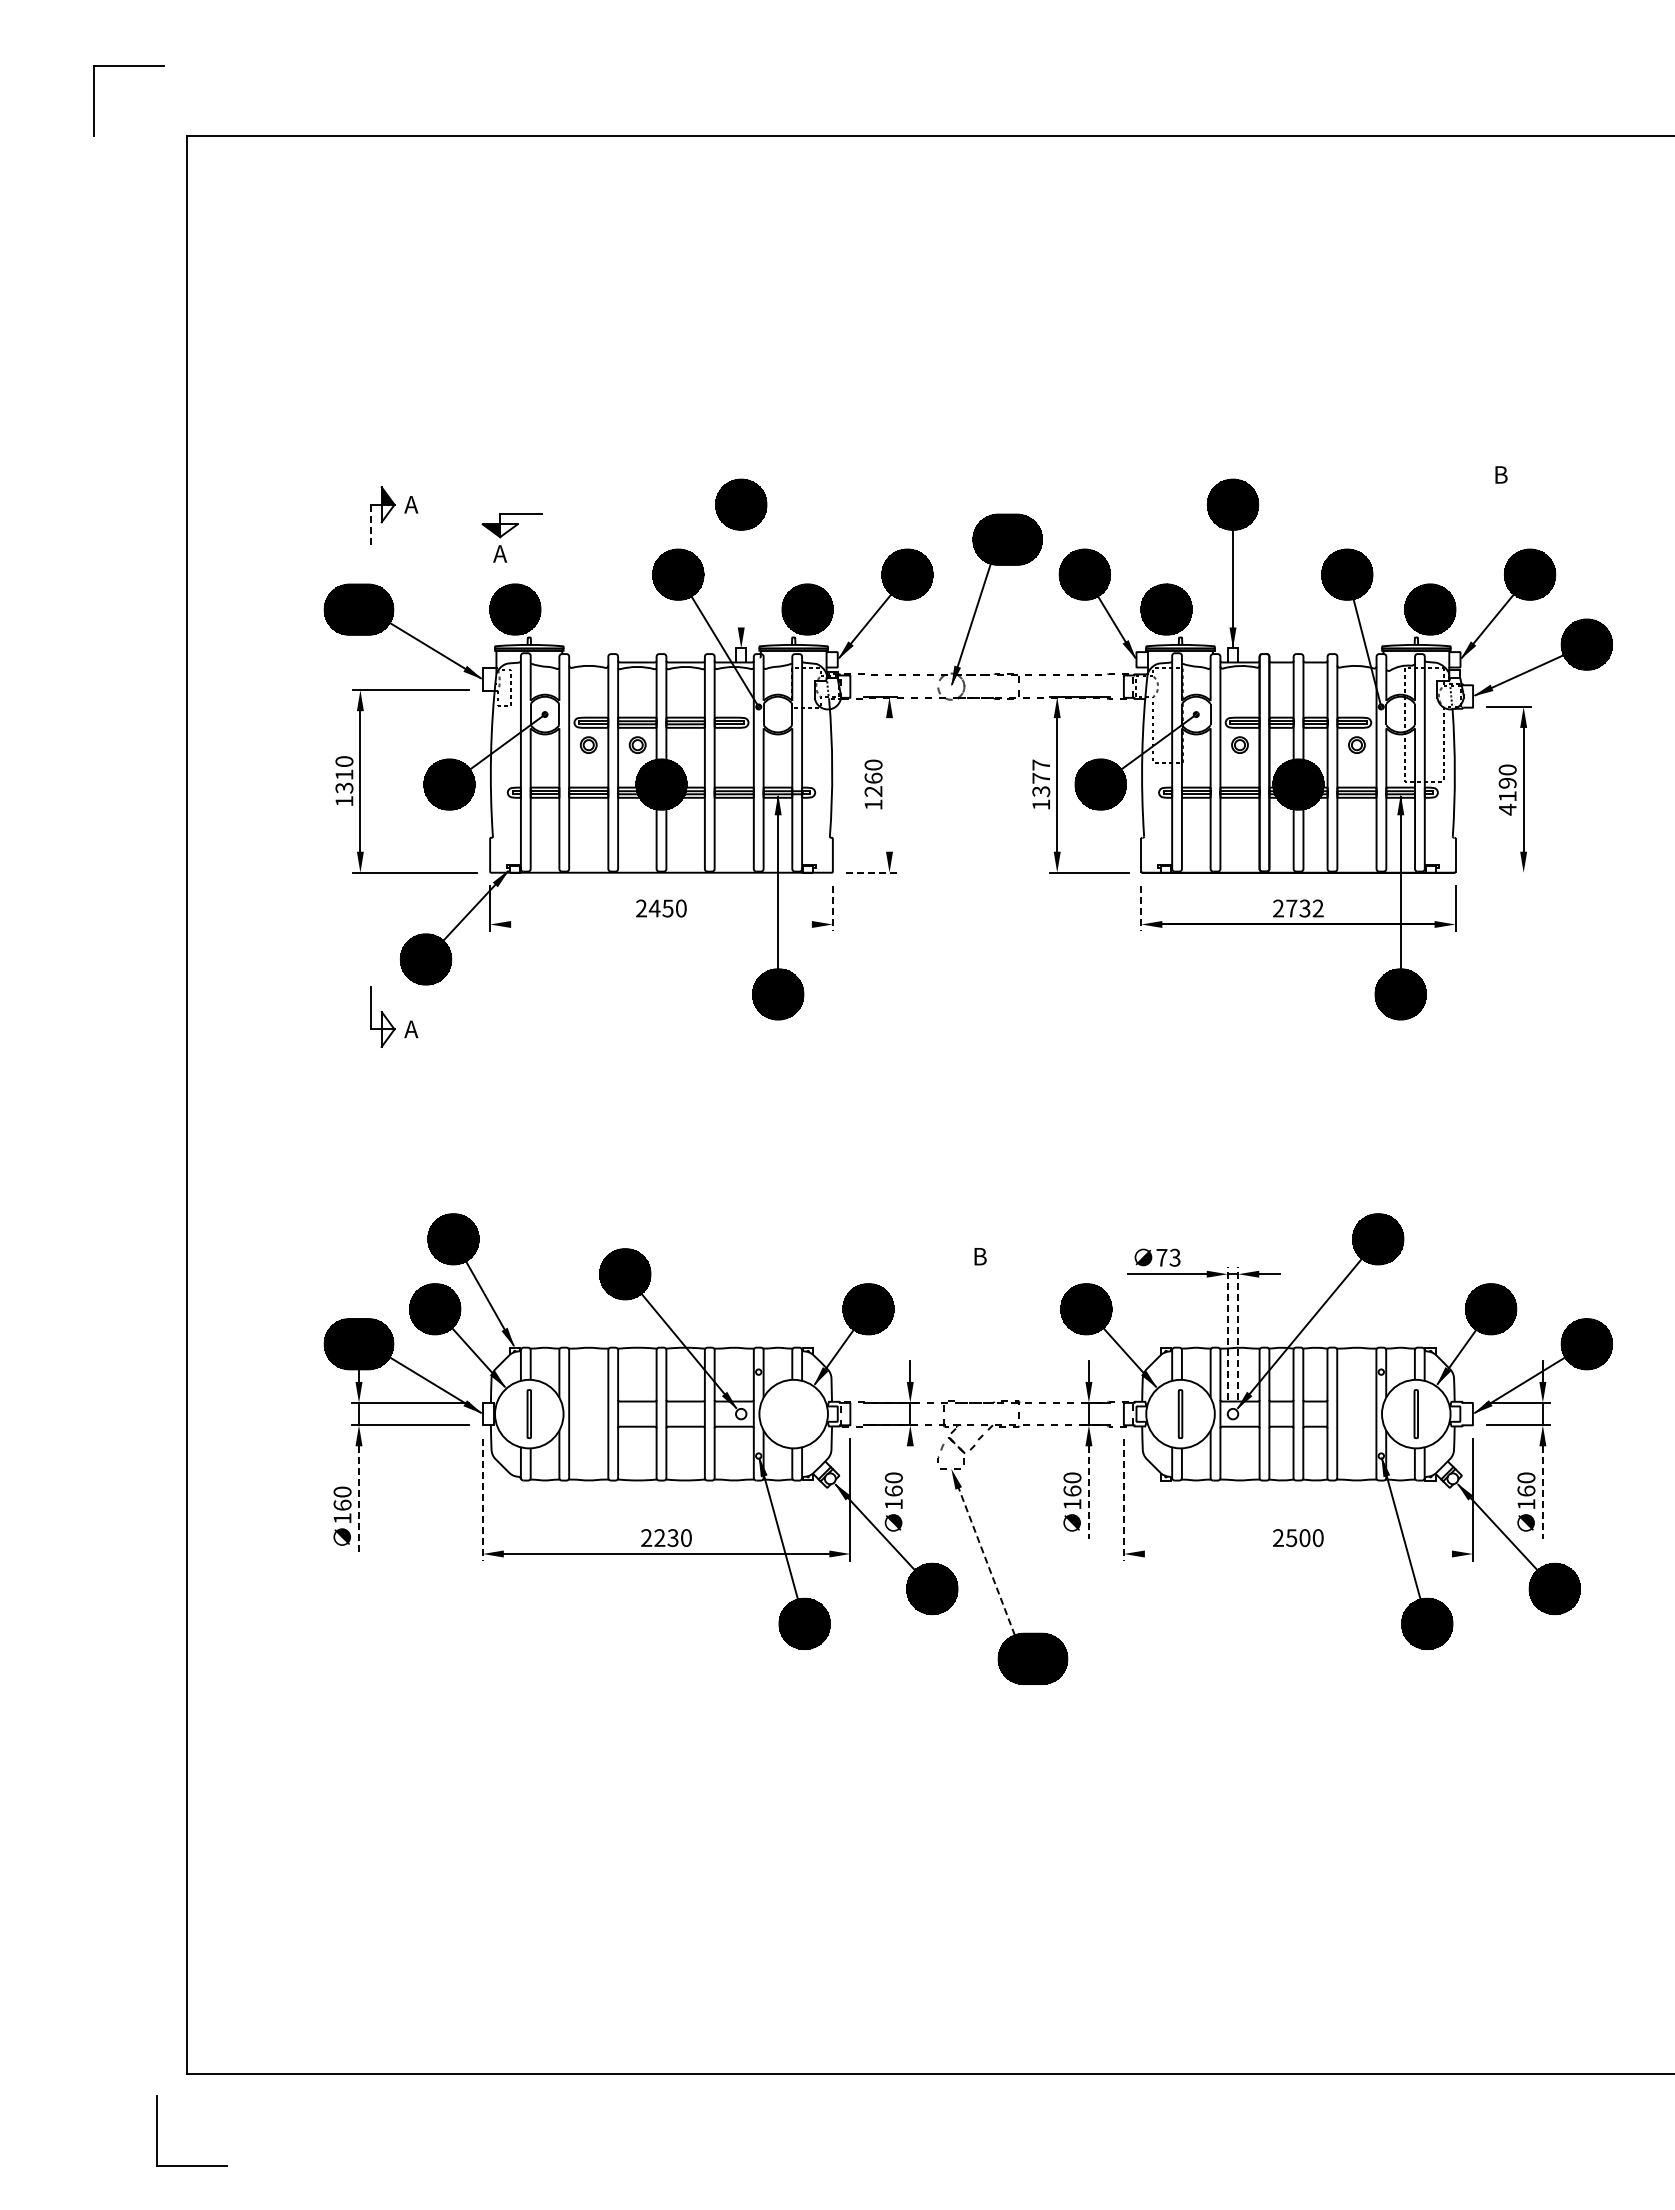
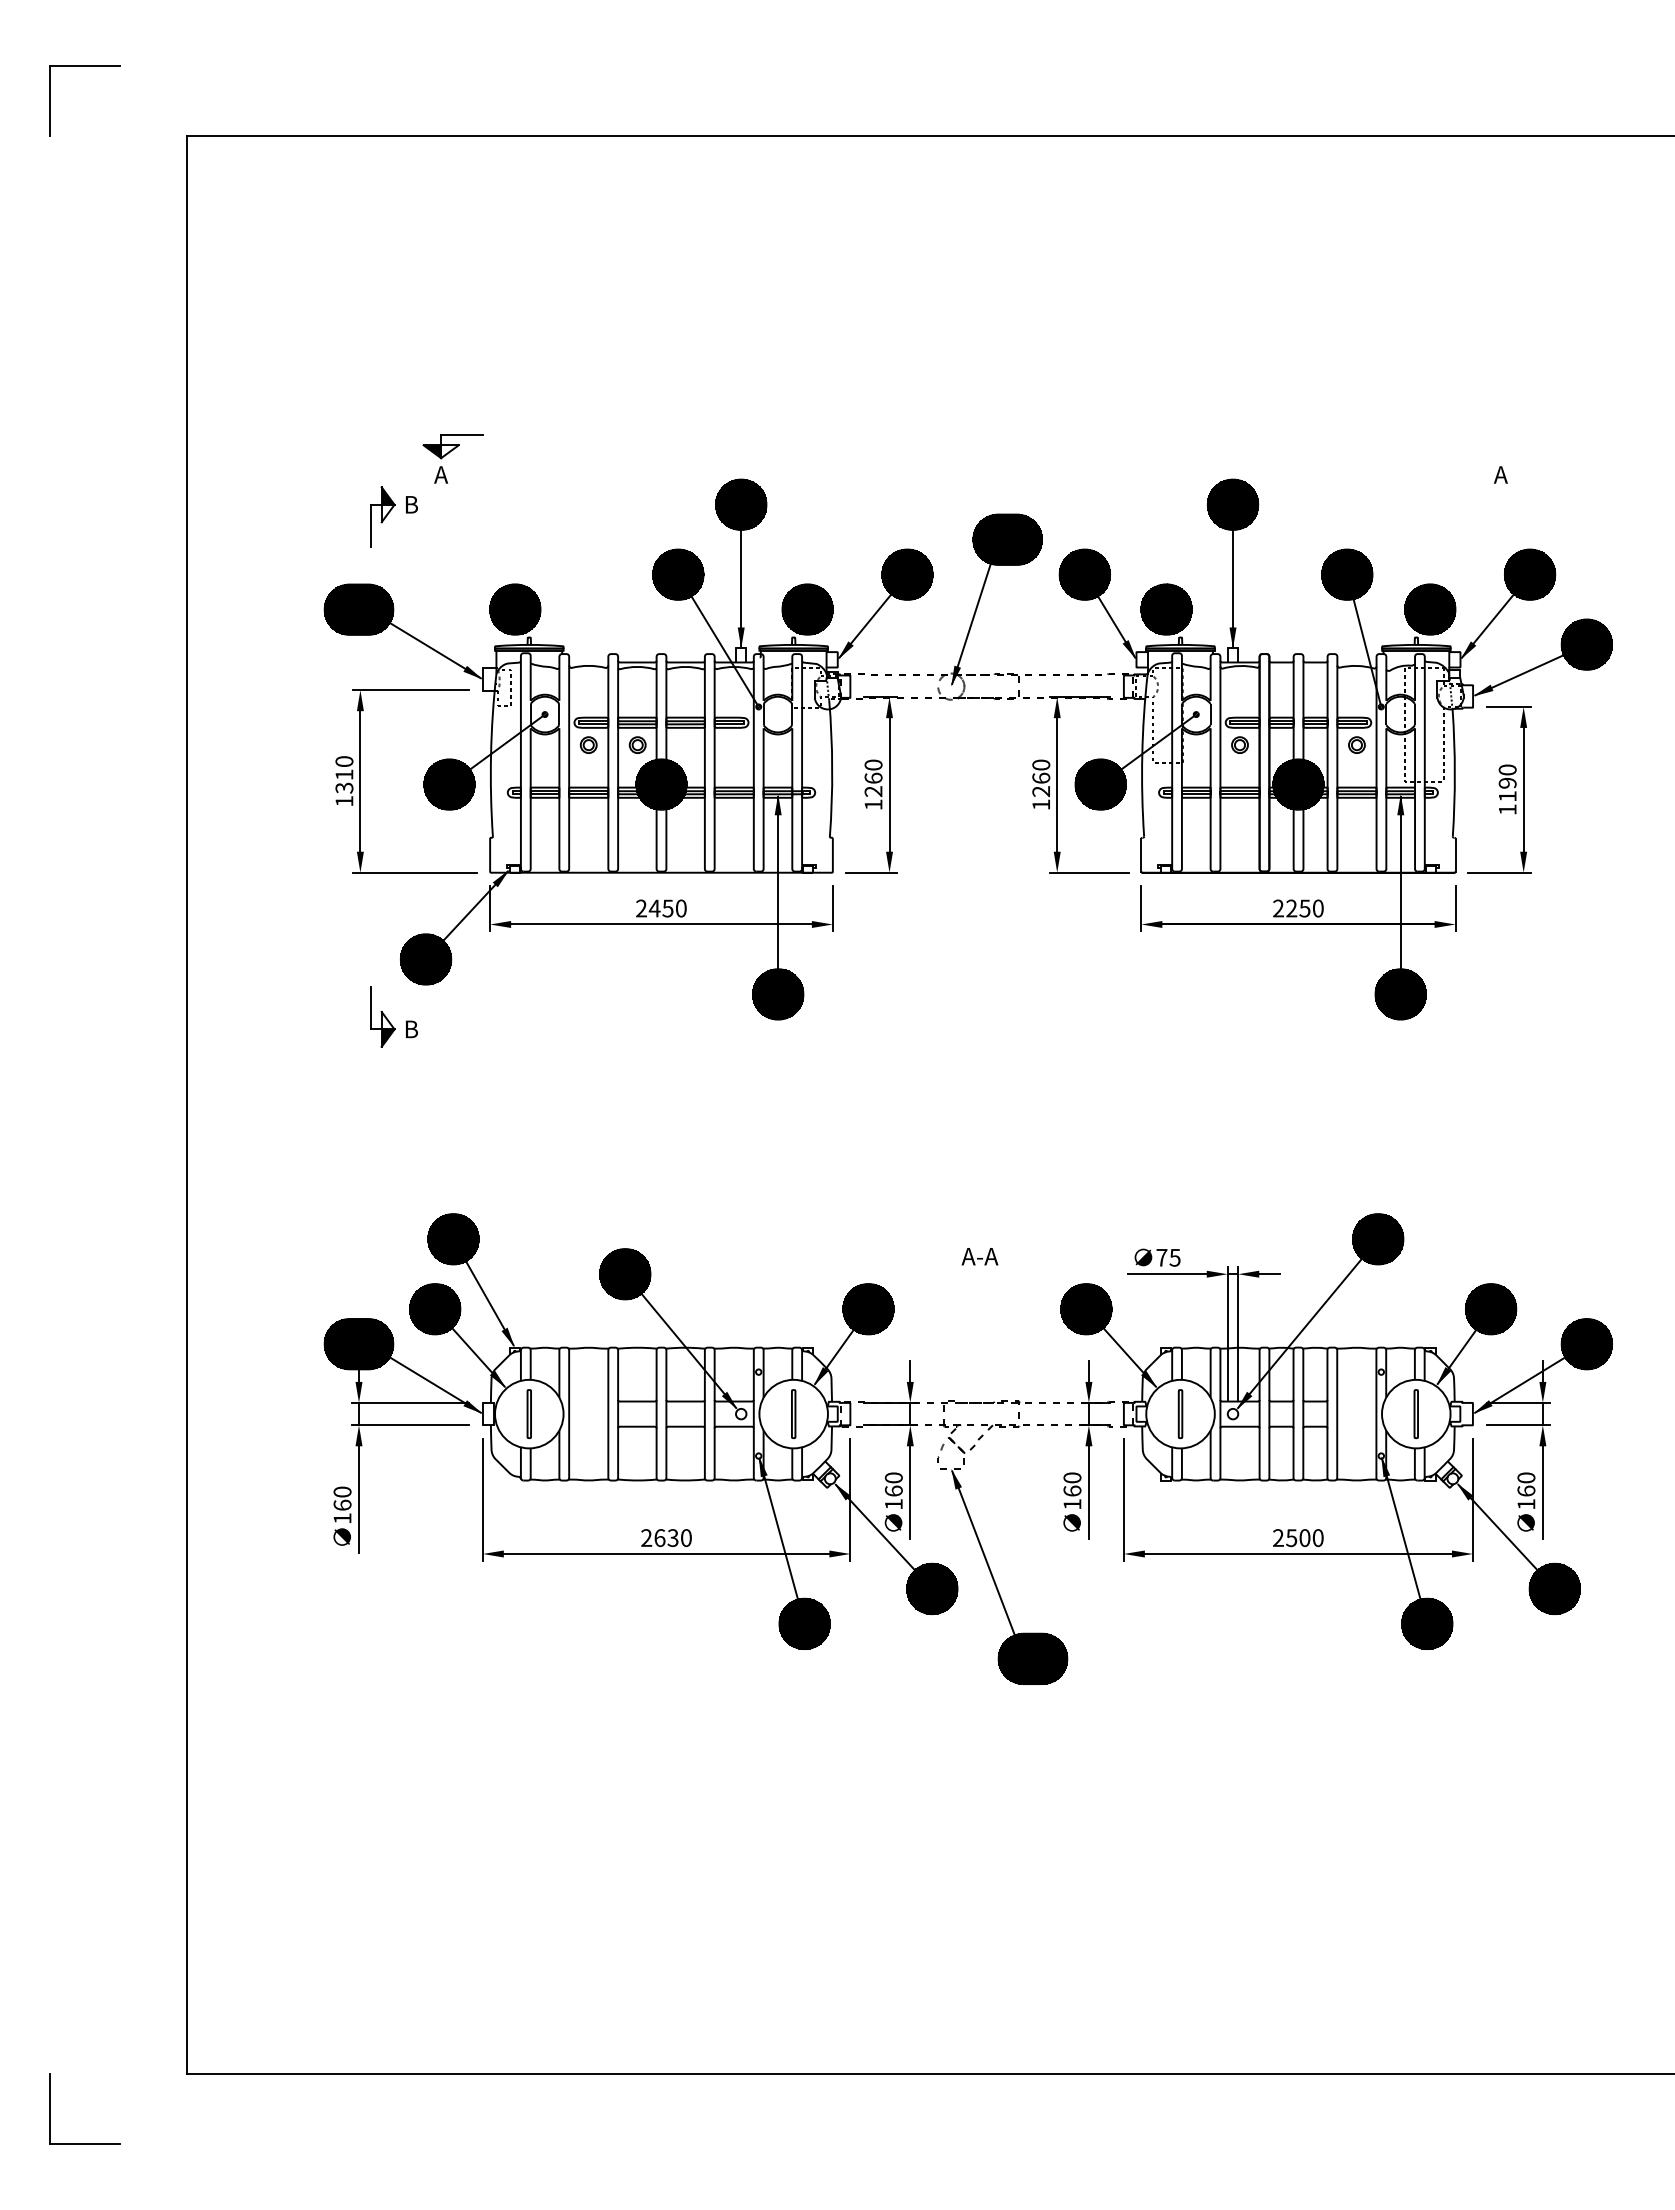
part position: (128, 66) -> (84, 66) (84, 66)
text: B -> A (1500, 474)
text: A -> B (411, 504)
line: dashed -> solid (371, 525)
part position: (511, 537) -> (452, 458) (452, 458)
line: none -> present (741, 587)
text: 1377 -> 1260 (1041, 778)
line: none -> present (889, 784)
text: 4190 -> 1190 (1507, 809)
line: dashed -> solid (871, 872)
line: none -> present (1499, 872)
line: dashed -> solid (832, 908)
line: dashed -> solid (1141, 908)
text: 2732 -> 2250 (1304, 908)
line: none -> present (661, 924)
text: A -> B (411, 1029)
fill: none -> present (387, 1037)
text: B -> A-A (979, 1256)
text: 73 -> 75 (1175, 1257)
line: dashed -> solid (1227, 1333)
line: dashed -> solid (1238, 1333)
part: none -> present (793, 1414)
line: none -> present (910, 1492)
line: dashed -> solid (1088, 1493)
line: dashed -> solid (1542, 1493)
line: dashed -> solid (359, 1500)
line: dashed -> solid (482, 1500)
line: dashed -> solid (1123, 1500)
text: 2230 -> 2630 (659, 1538)
line: dashed -> solid (983, 1553)
line: none -> present (1297, 1554)
part position: (157, 2130) -> (50, 2108) (50, 2108)
